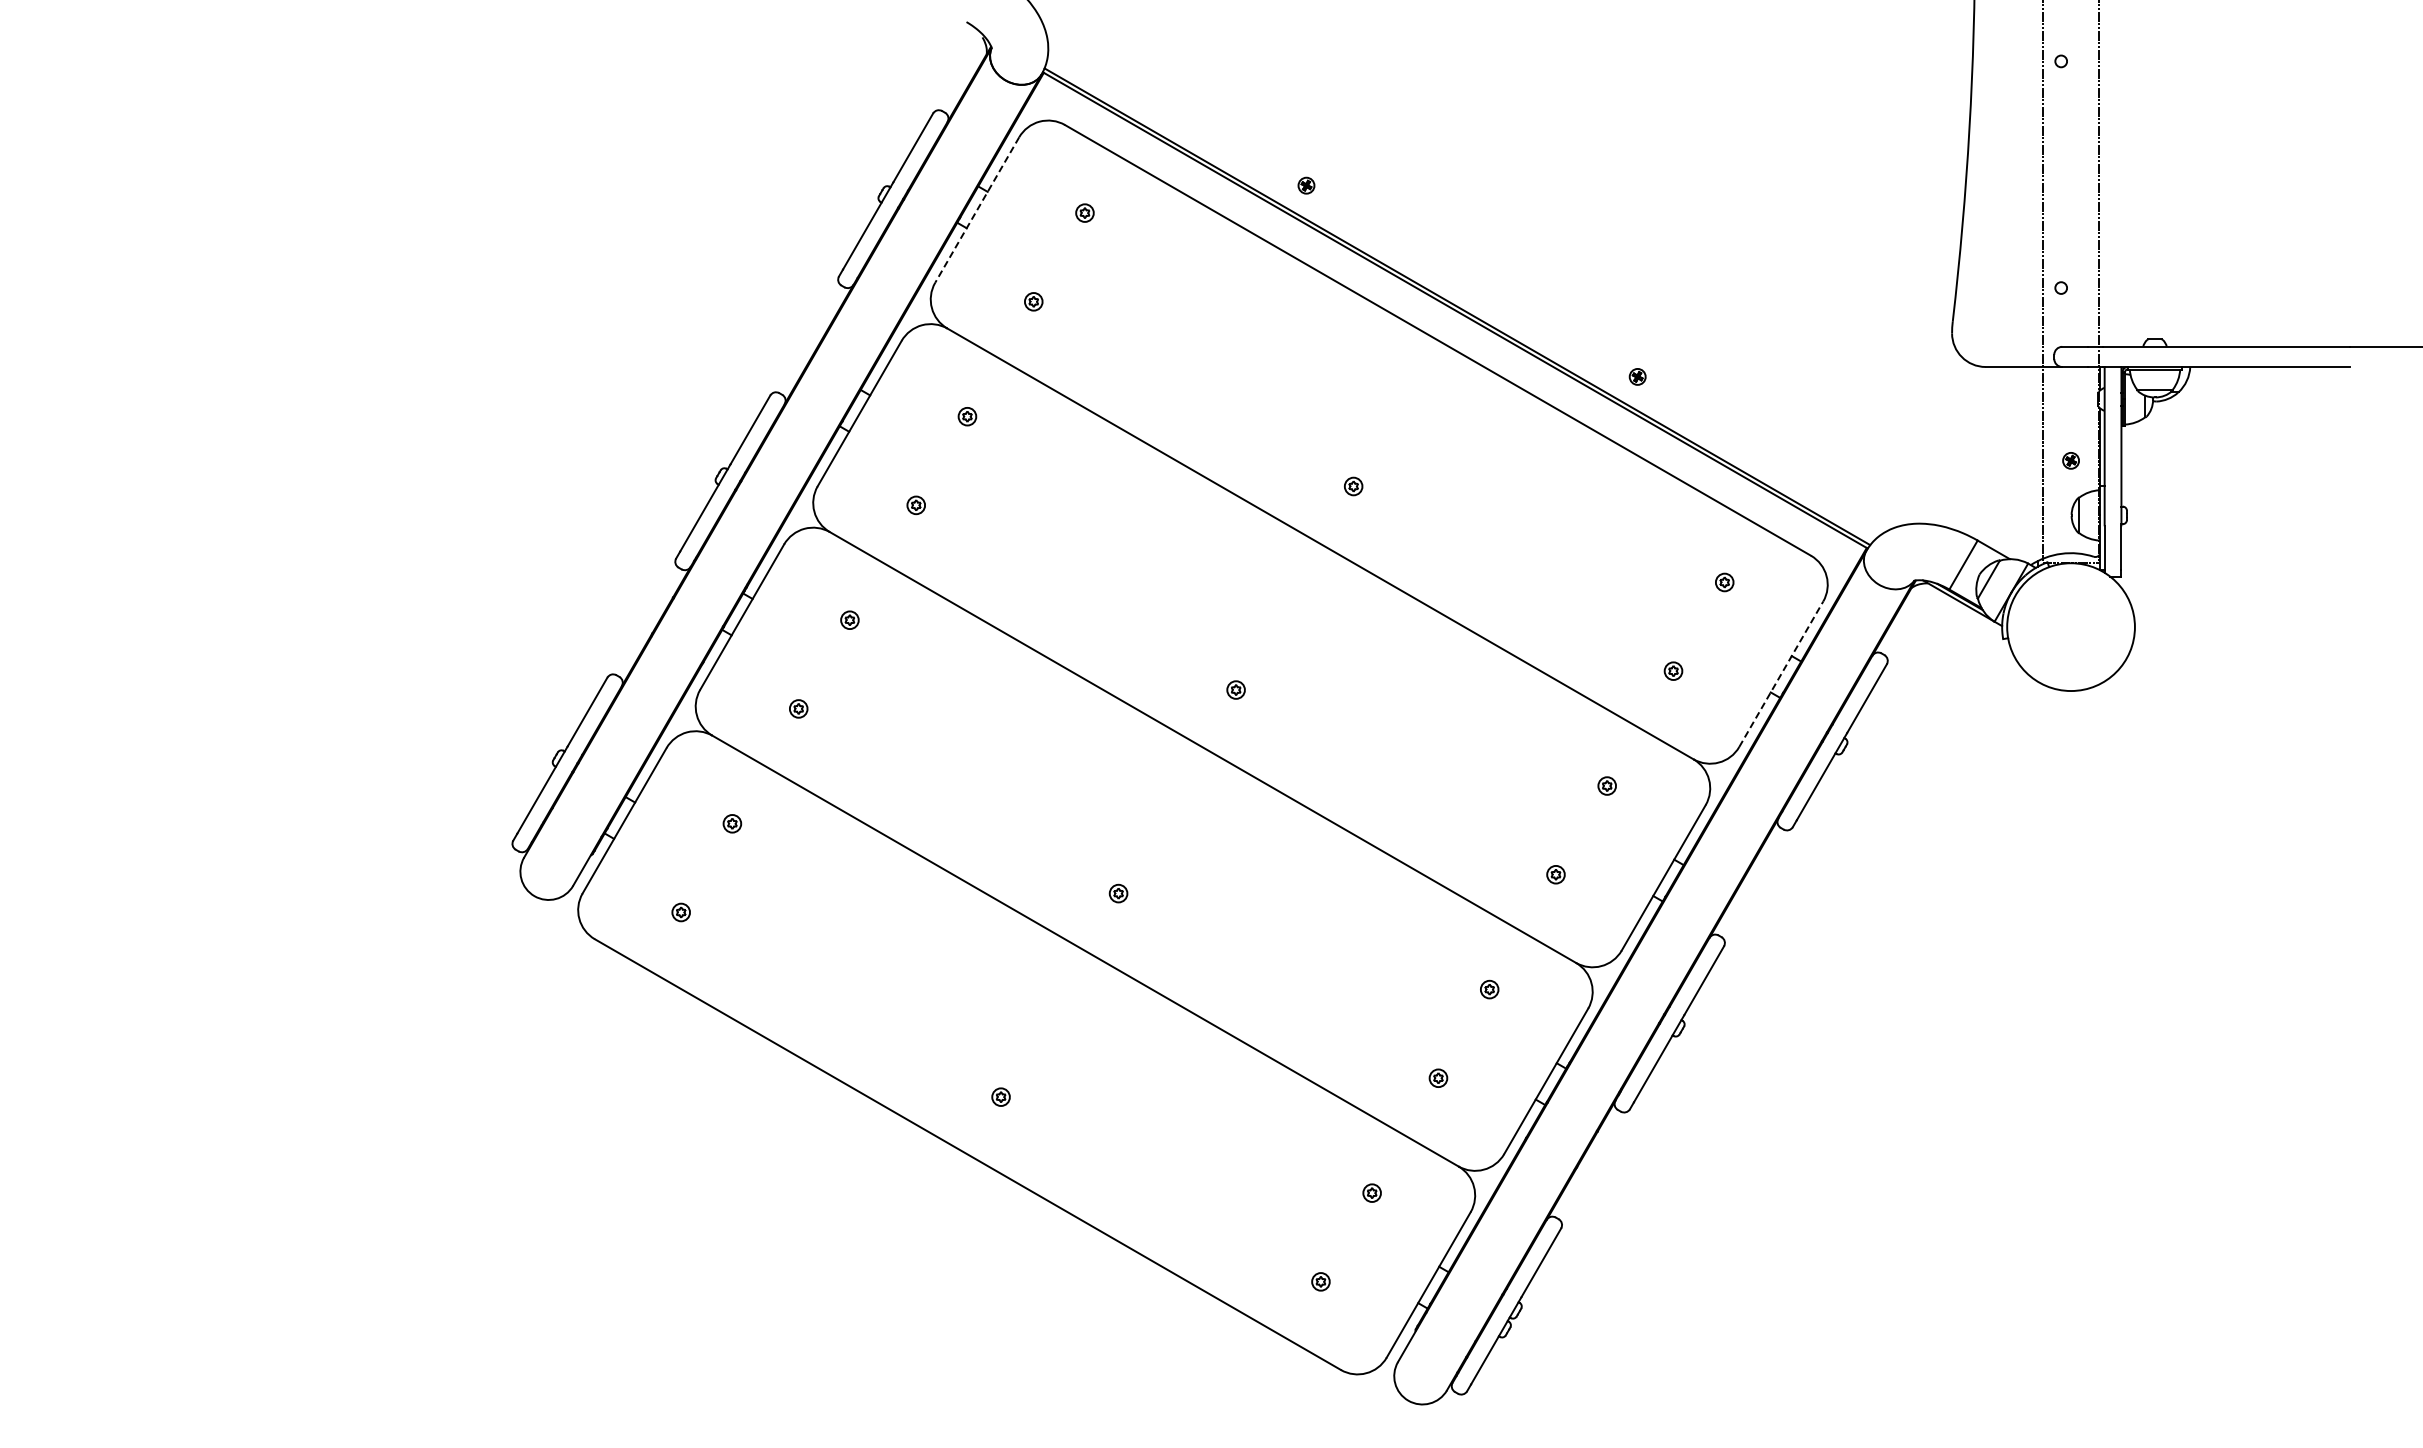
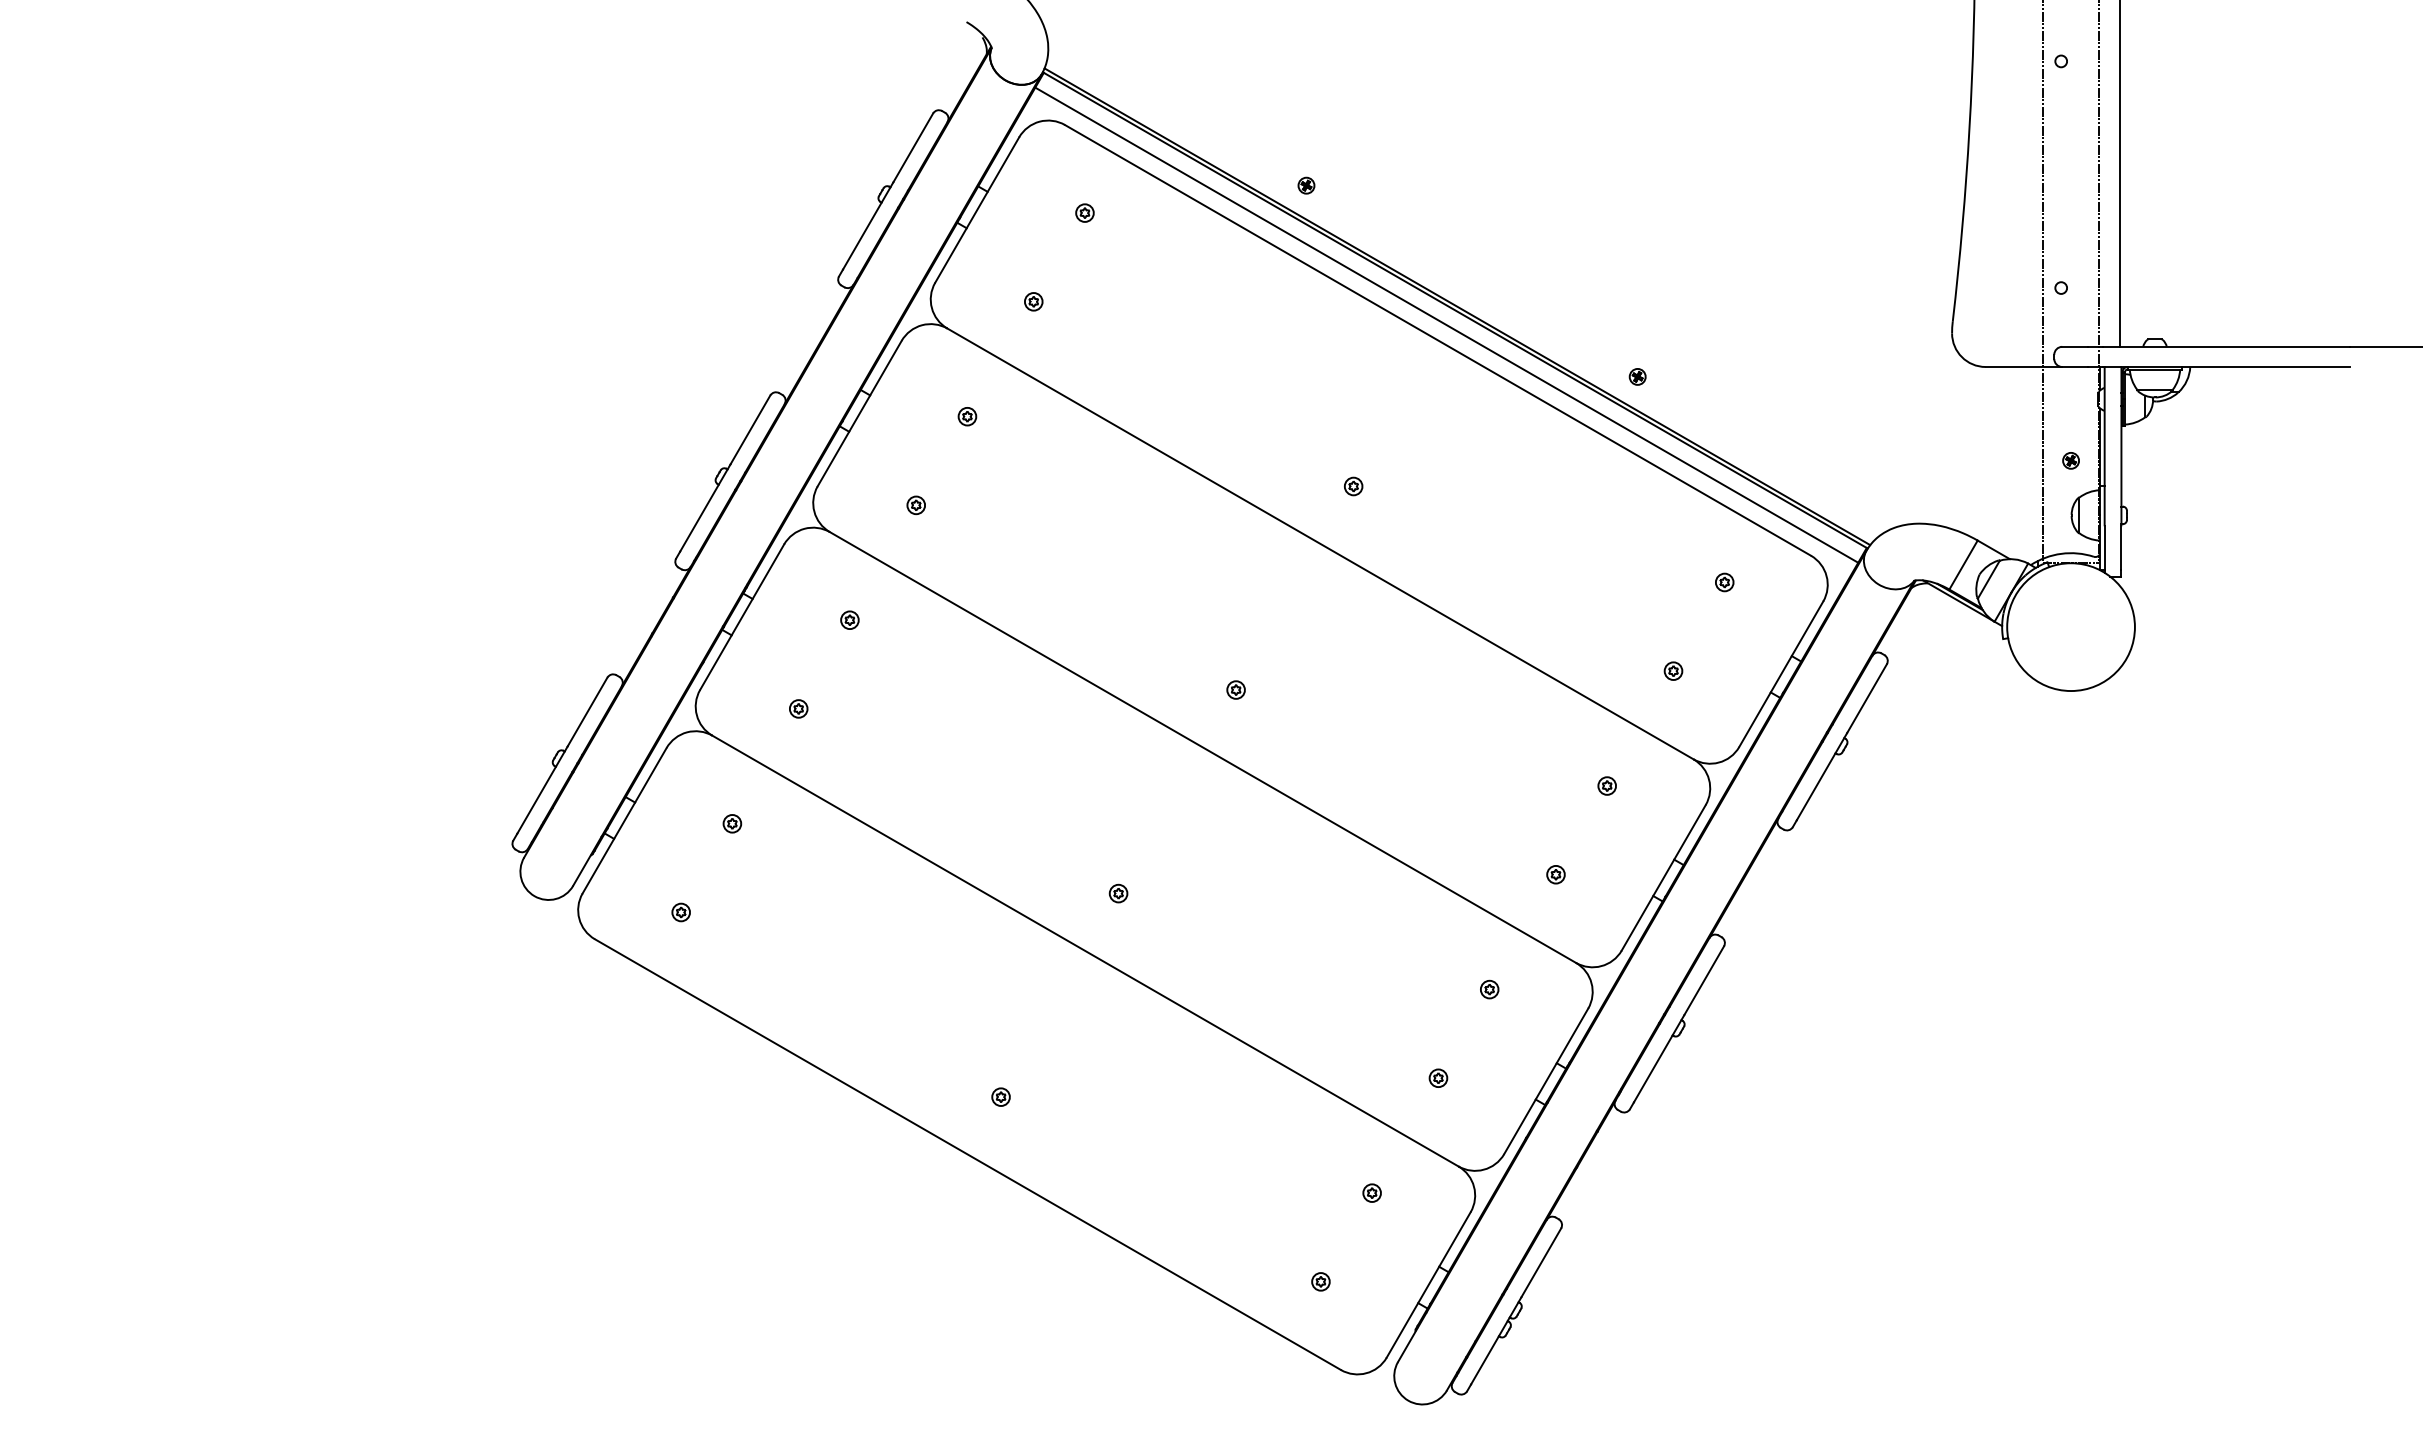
line: none -> present (2119, 174)
line: dashed -> solid (977, 210)
line: none -> present (1446, 324)
line: dashed -> solid (1781, 674)
